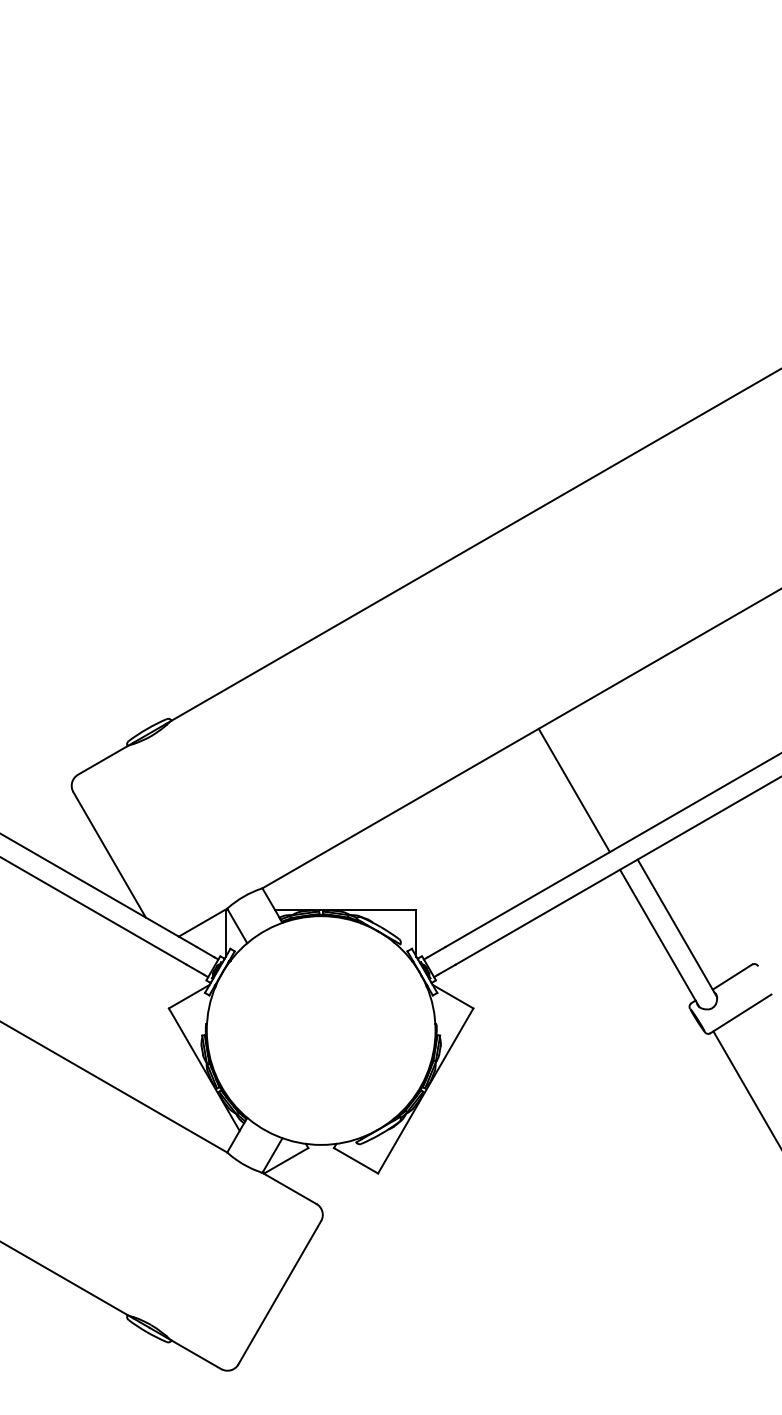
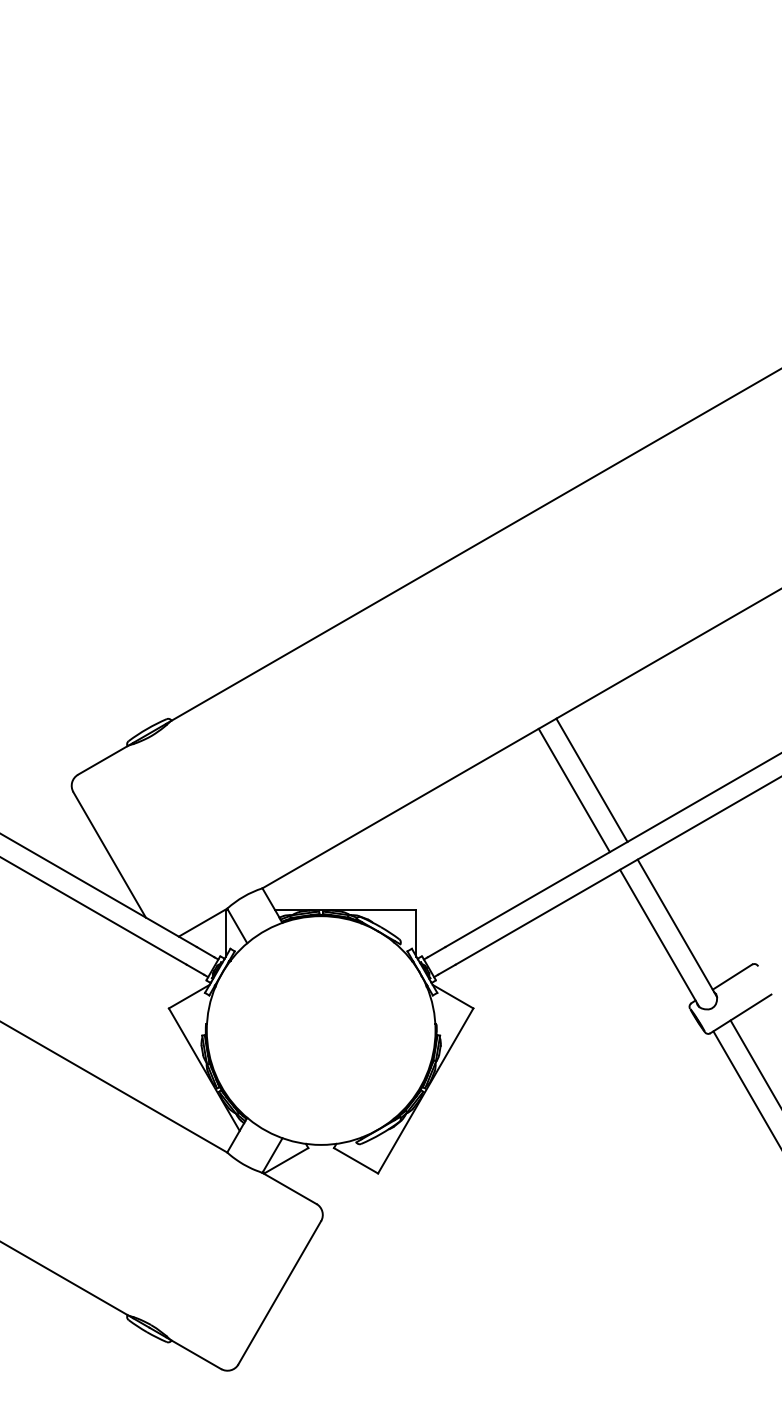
line: none -> present (591, 779)
line: none -> present (754, 1061)
